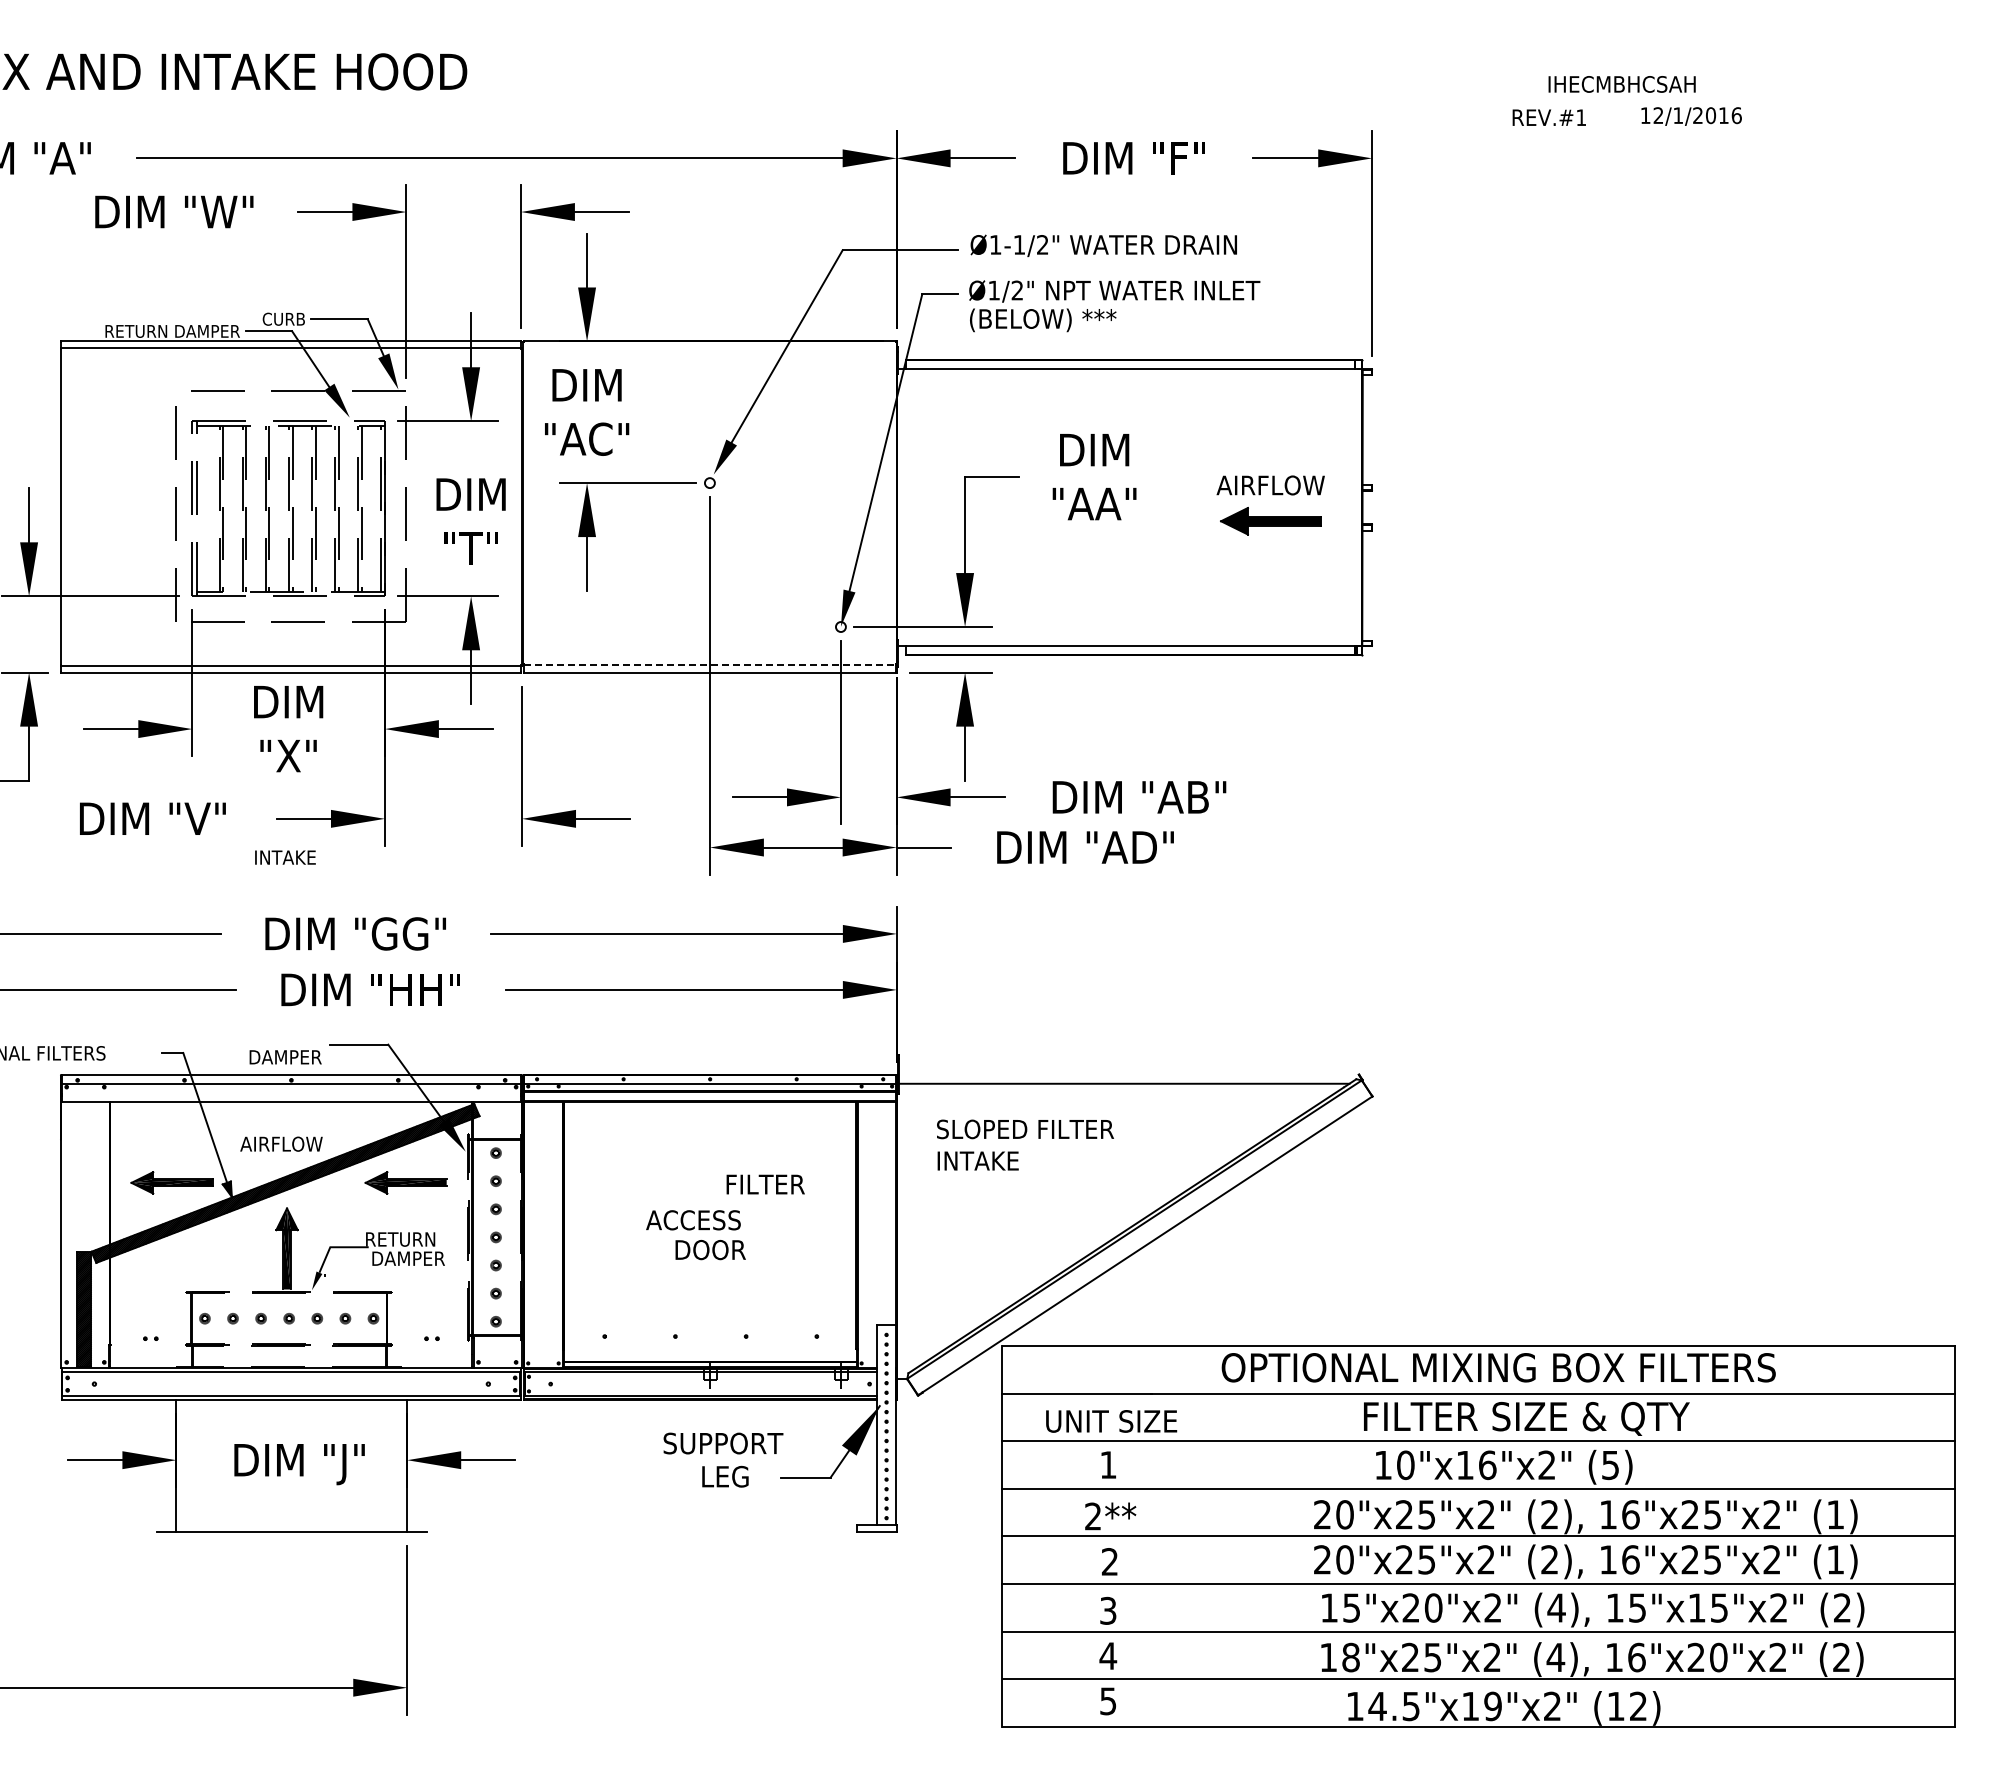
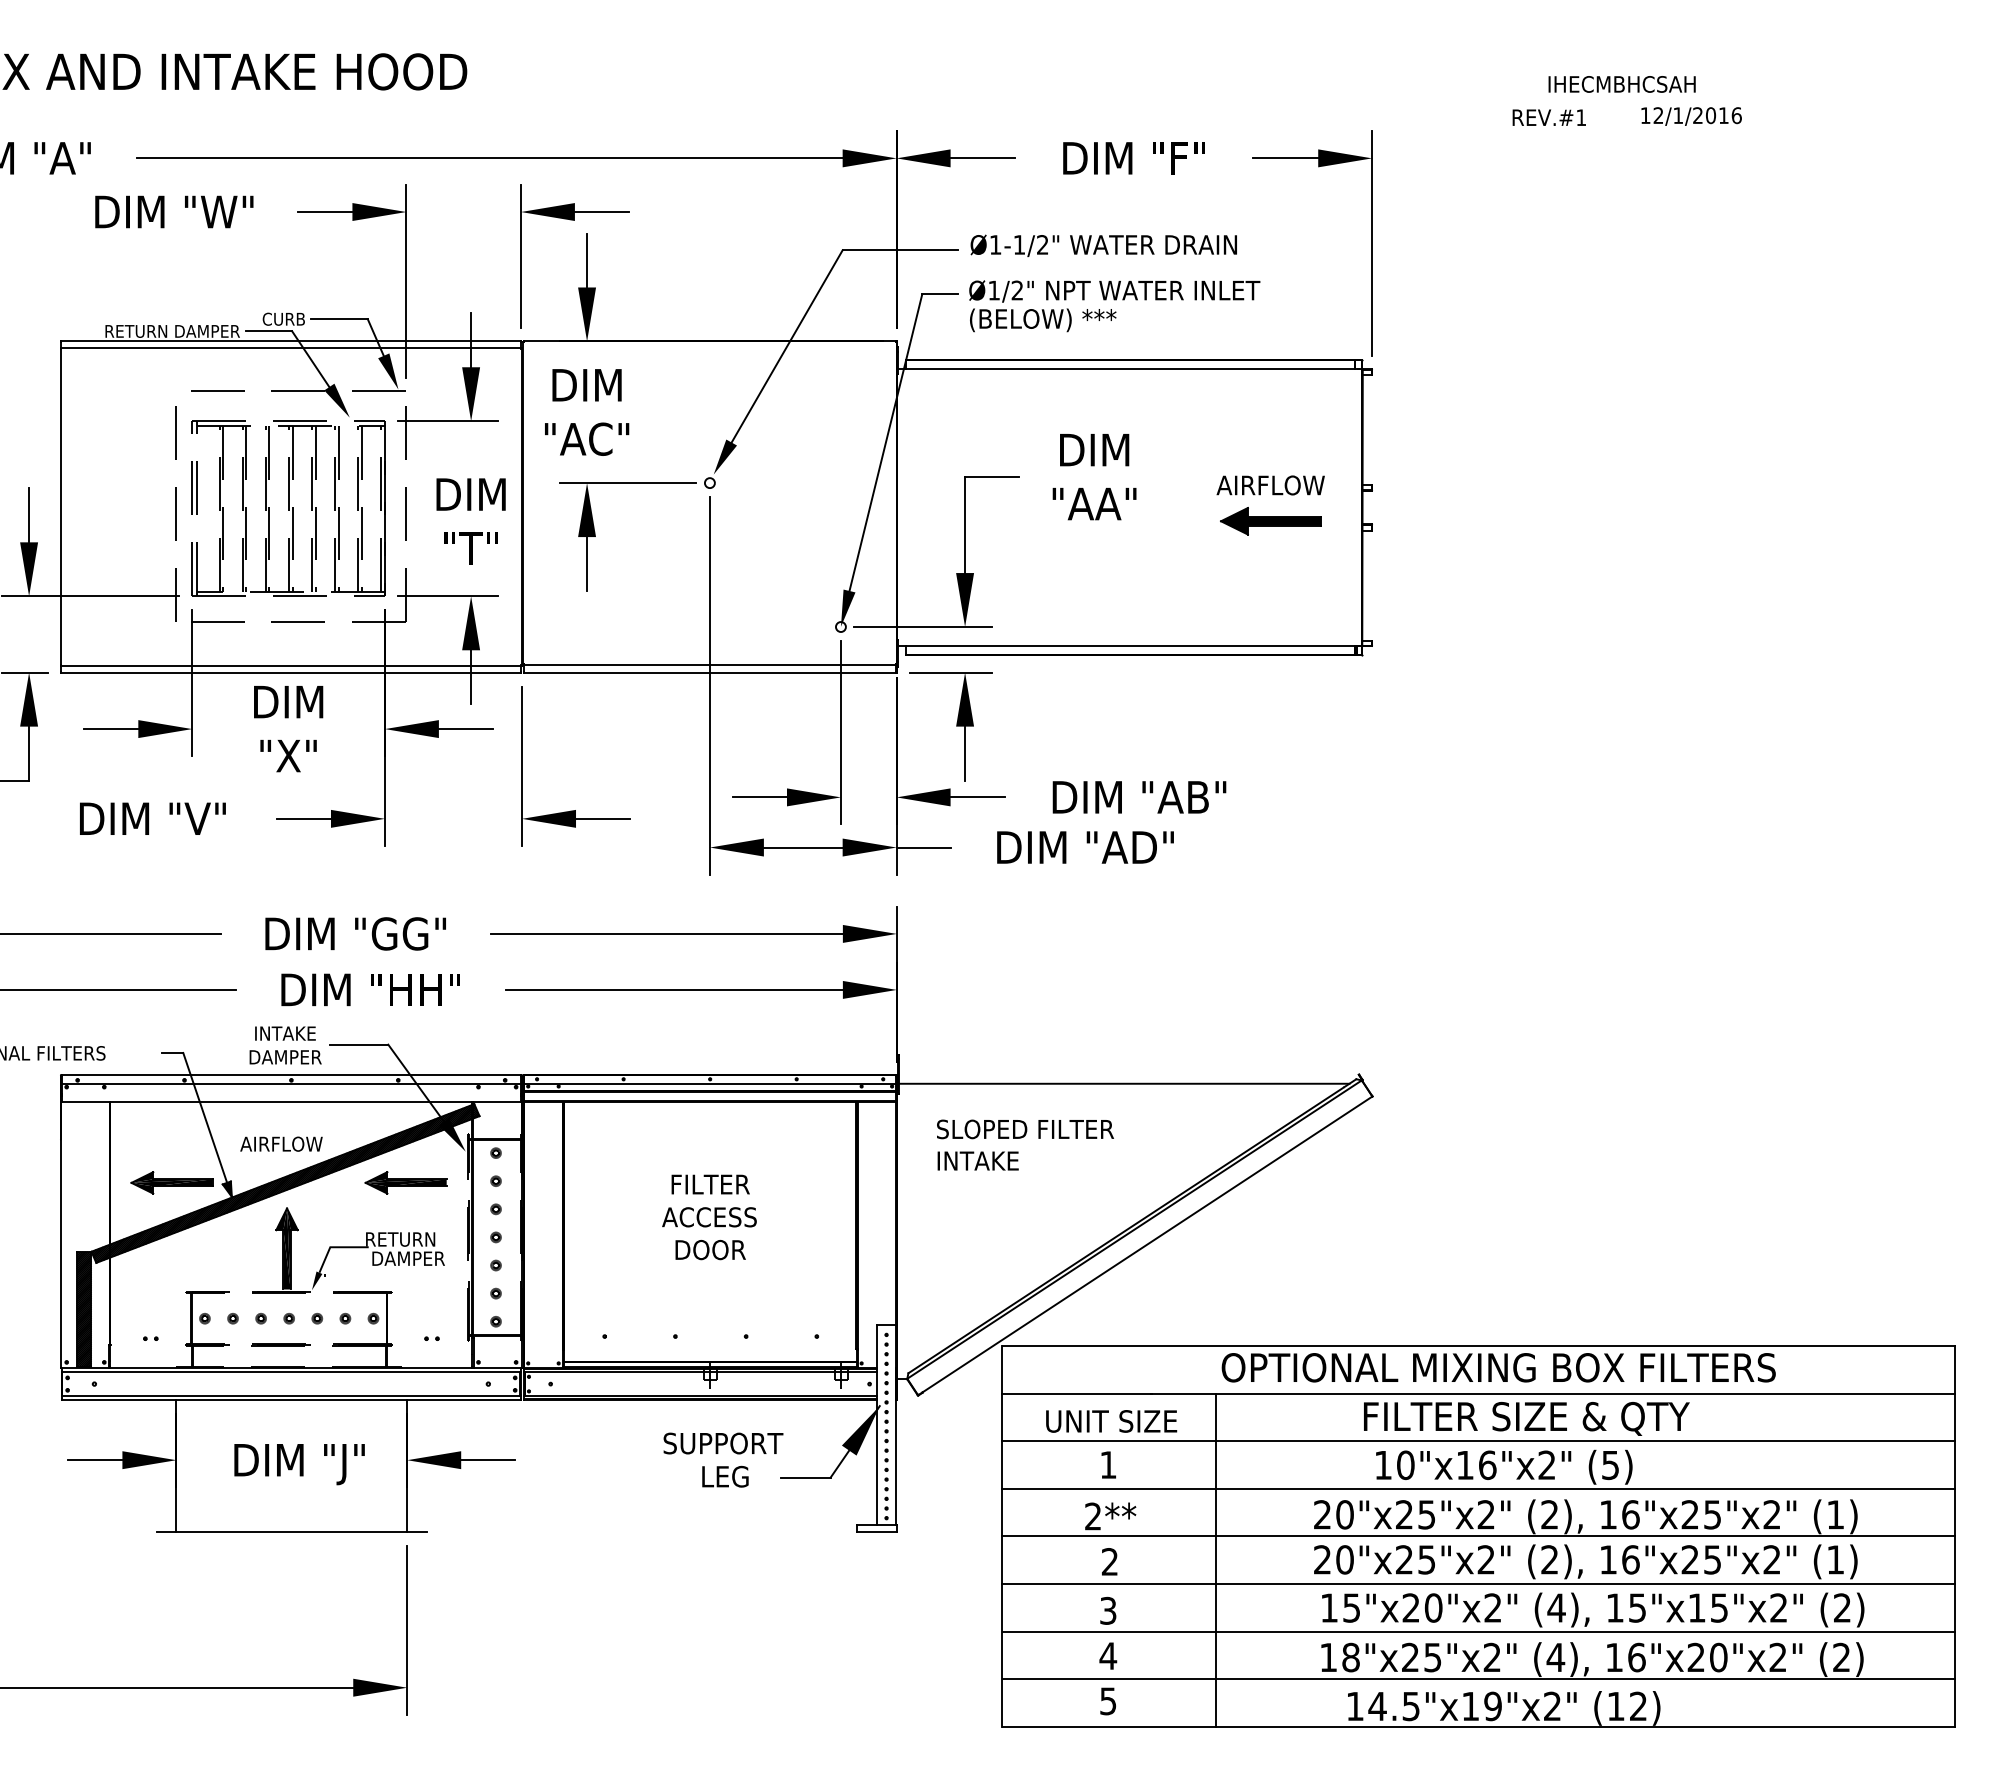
line: dashed -> solid (710, 664)
text position: (285, 857) -> (285, 1033) (285, 1033)
text position: (765, 1184) -> (710, 1184) (710, 1184)
text position: (693, 1220) -> (709, 1217) (709, 1217)
line: none -> present (1216, 1559)
